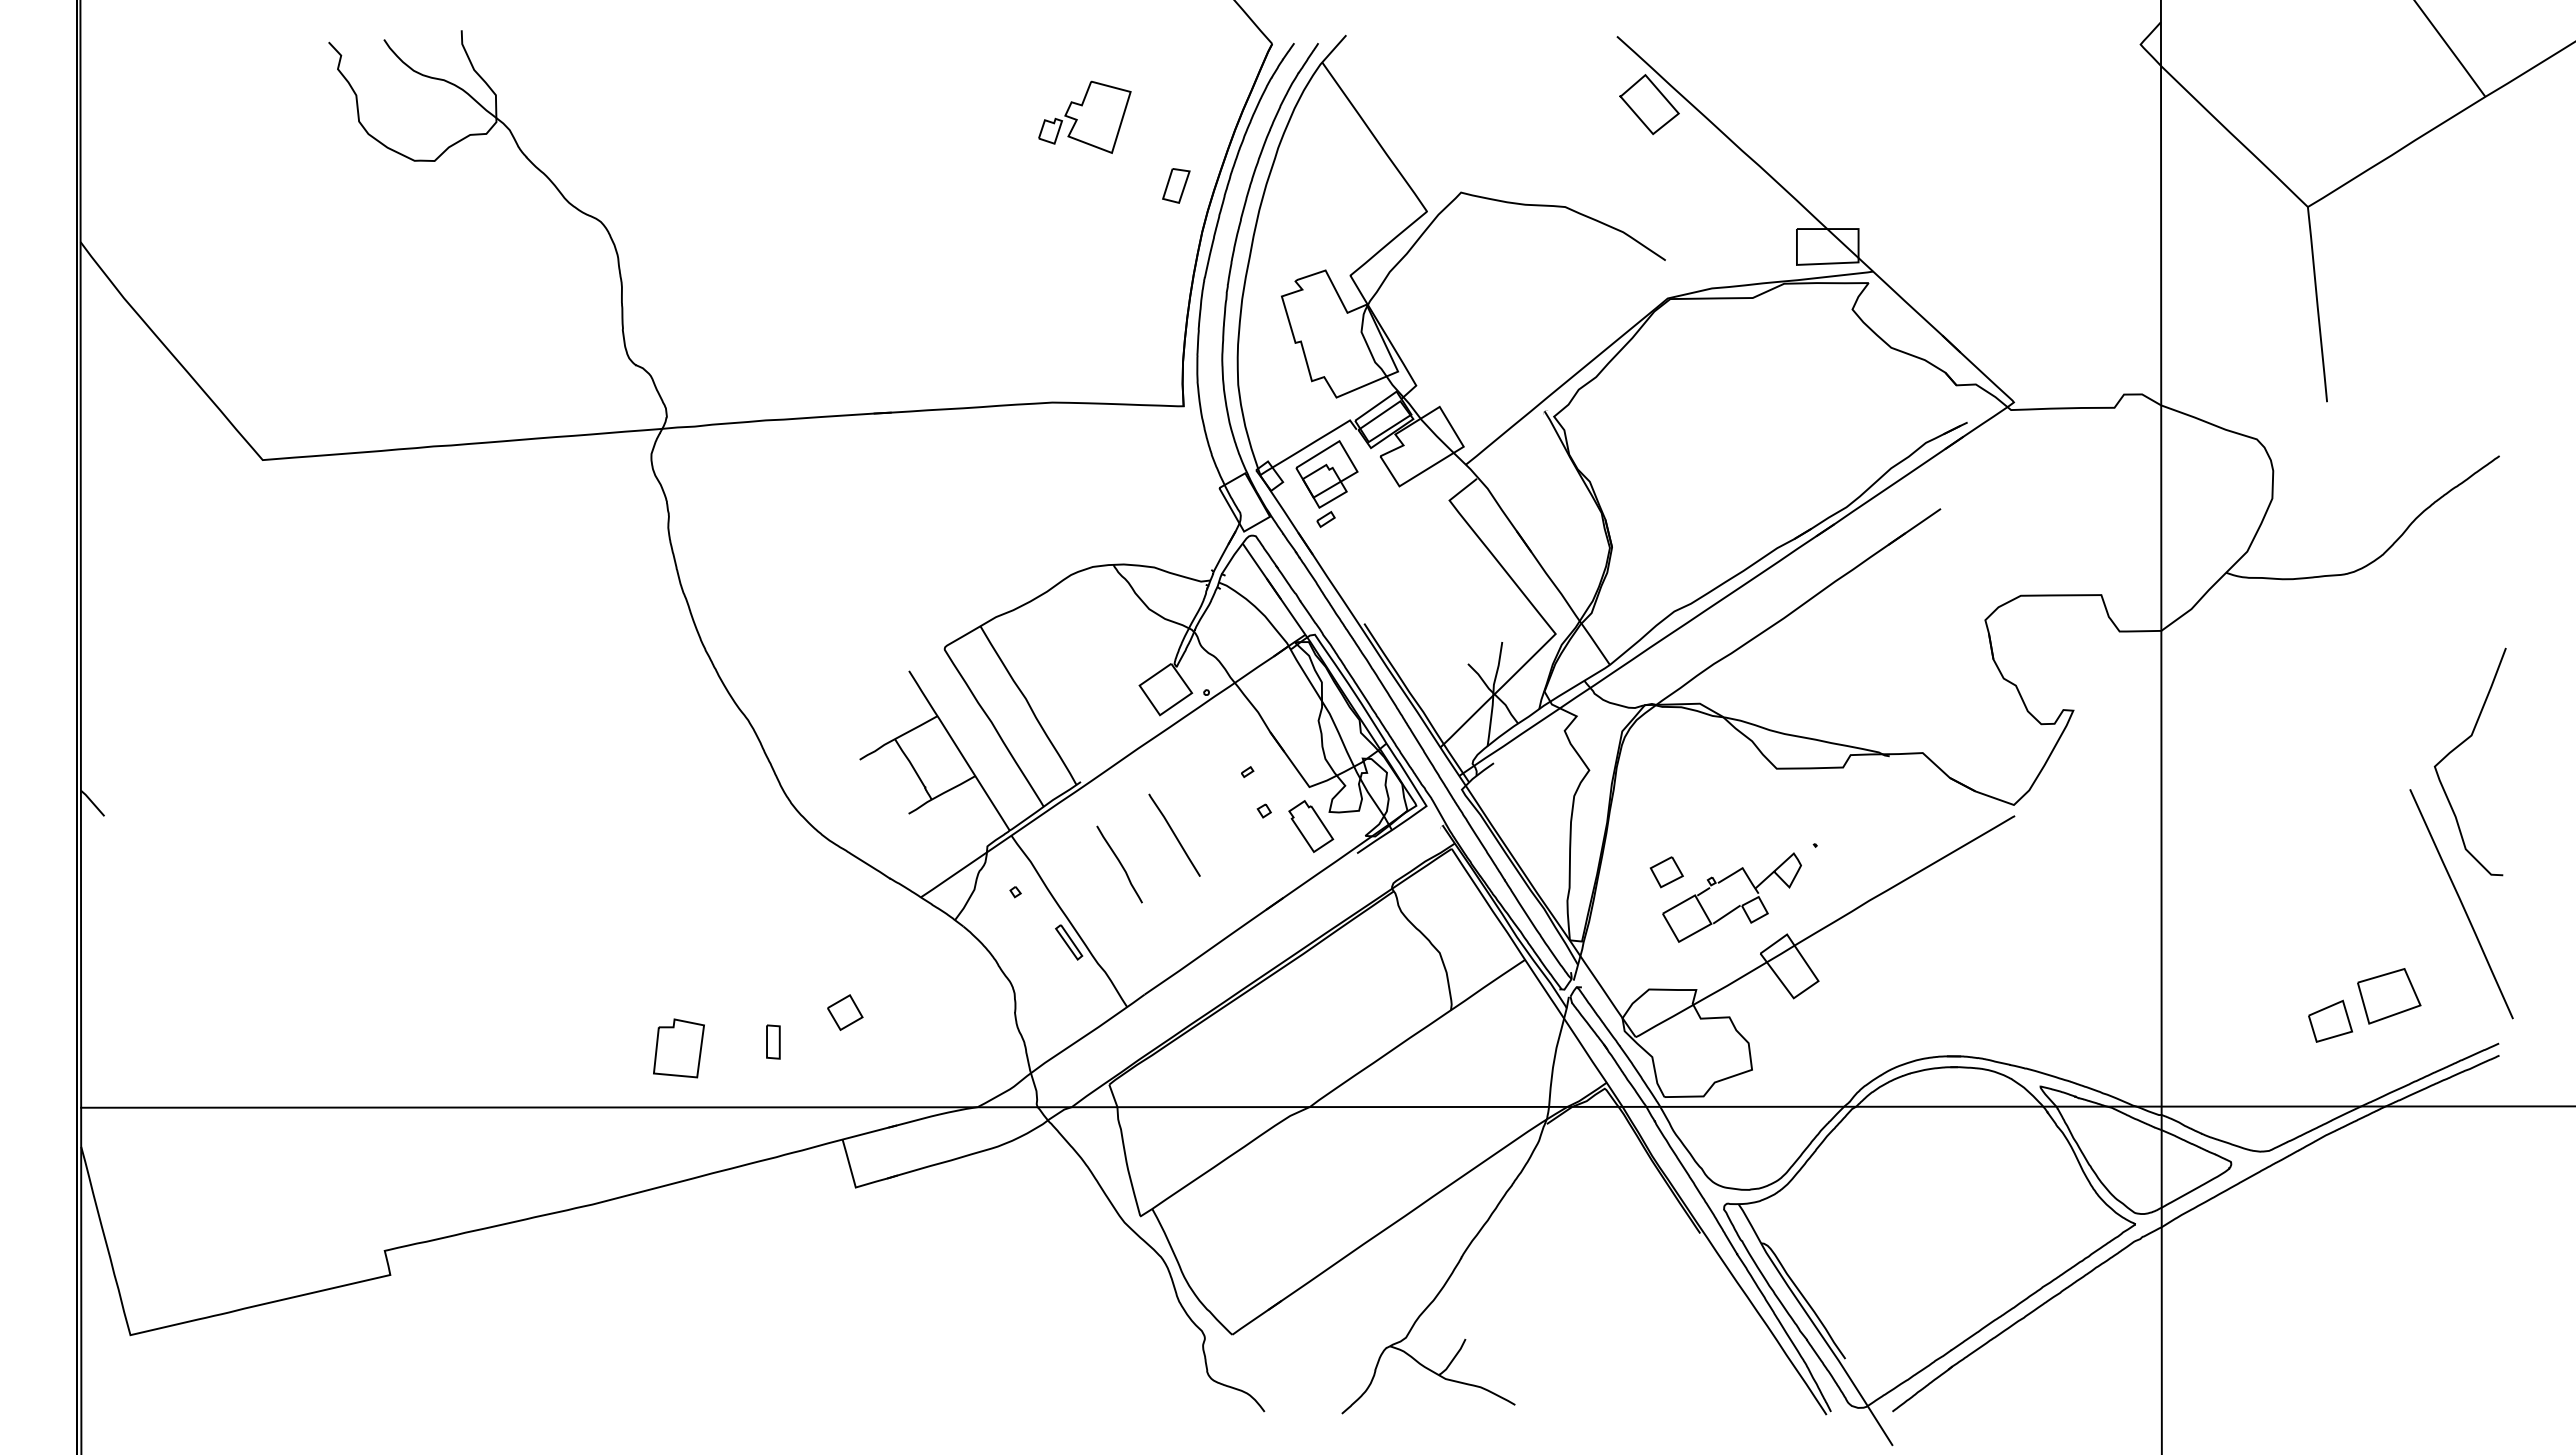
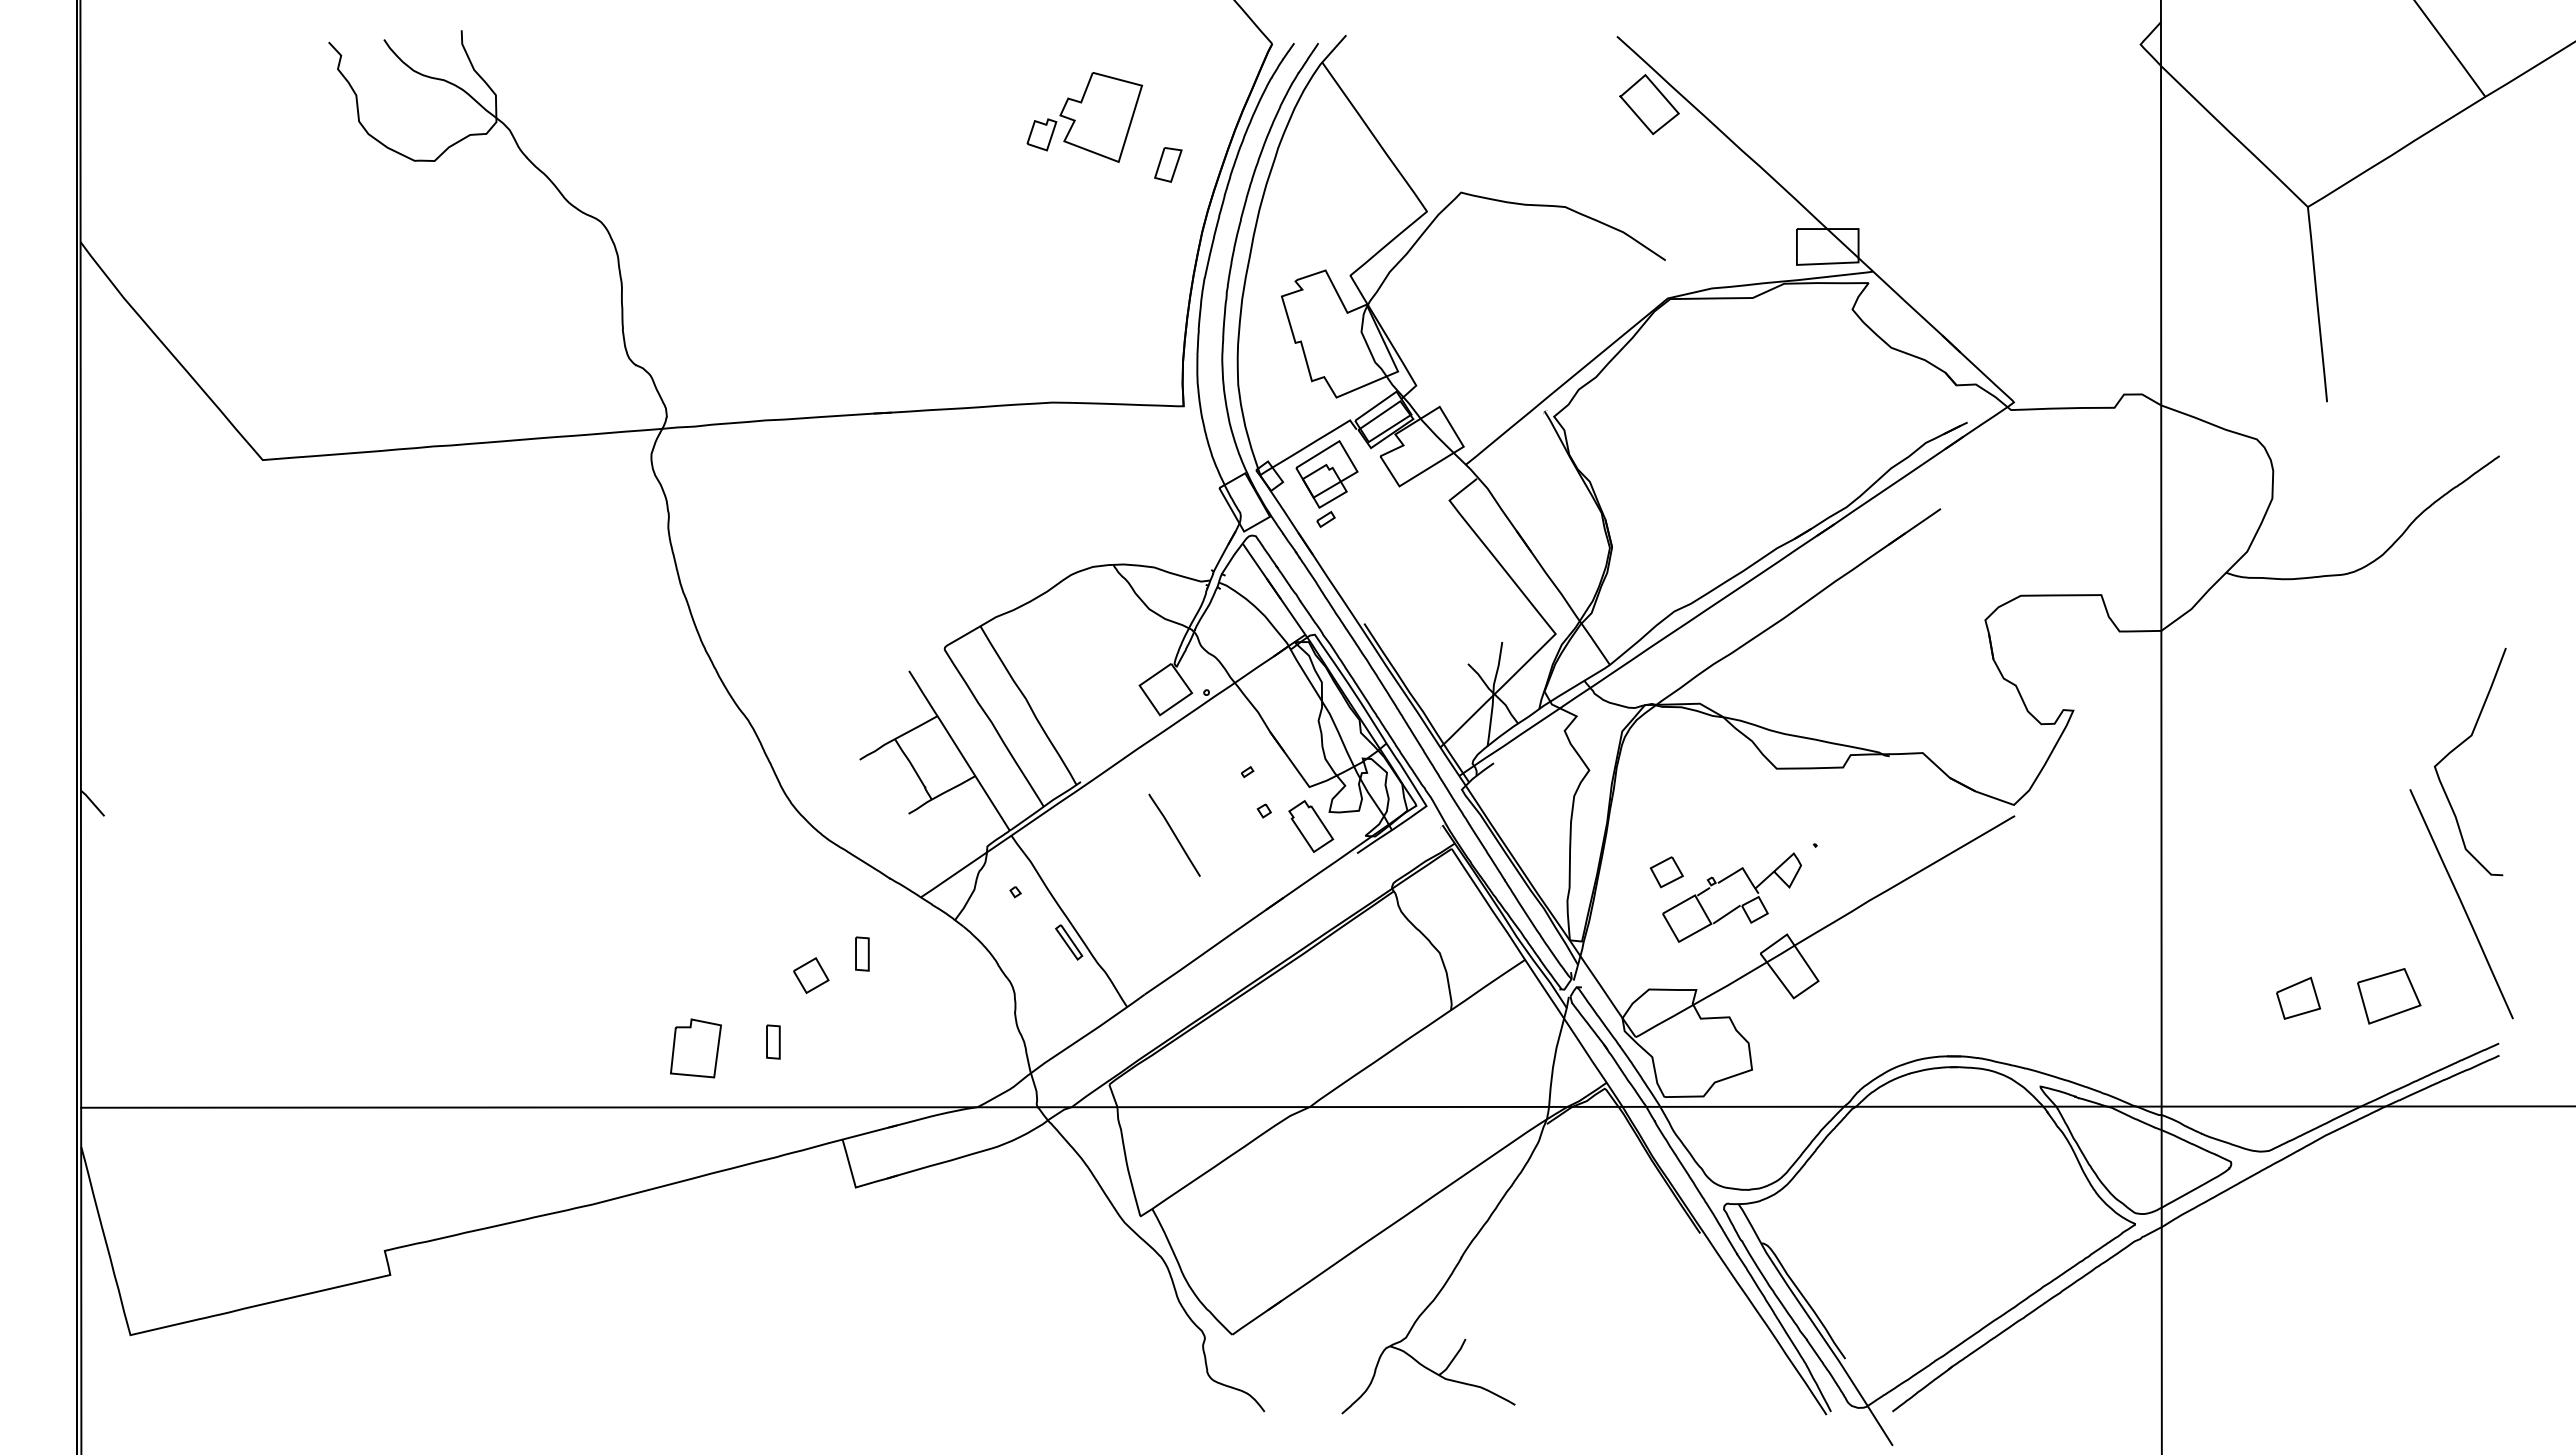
part size: 94x74 px -> 118x91 px (1084, 117)
part position: (1176, 185) -> (1168, 164) (1168, 164)
curve: present -> none (1119, 863)
part: none -> present (862, 953)
part position: (845, 1012) -> (811, 975) (811, 975)
part position: (2330, 1020) -> (2298, 997) (2298, 997)
part position: (678, 1048) -> (695, 1048) (695, 1048)
